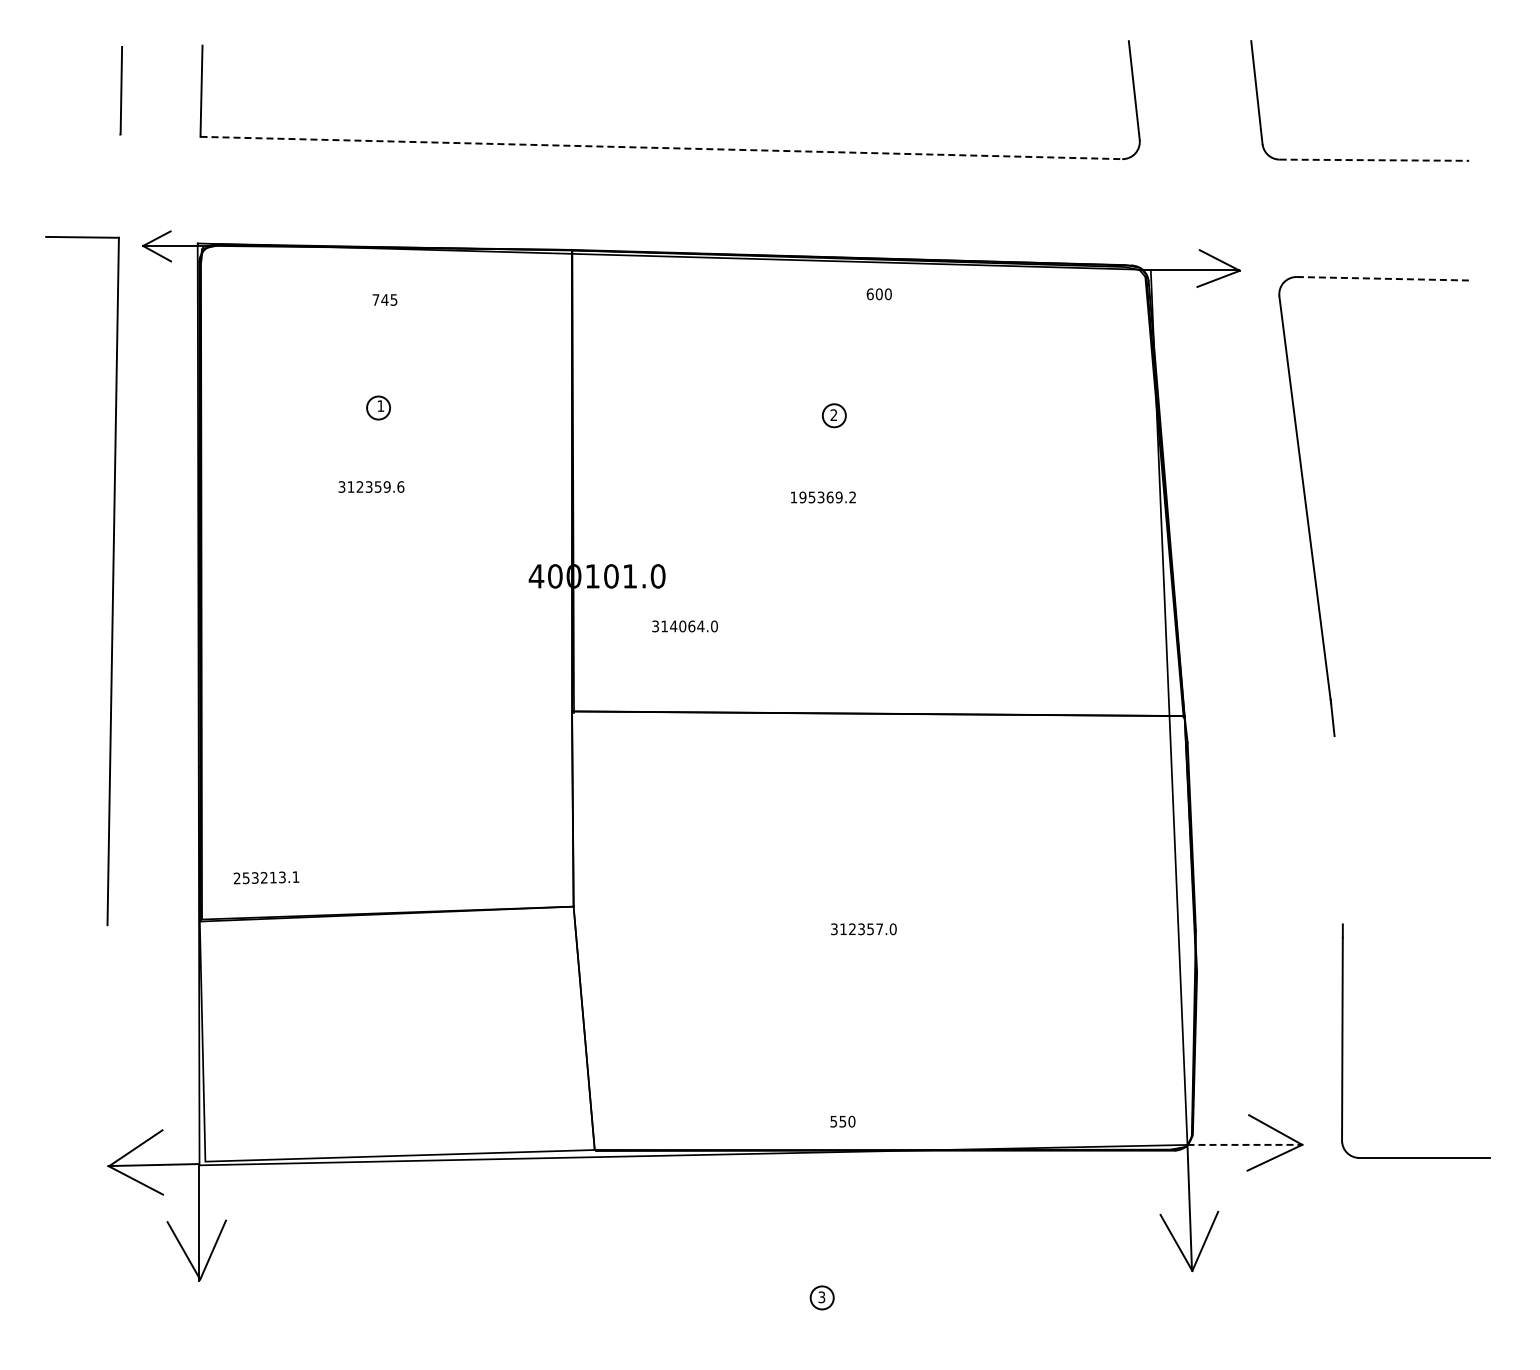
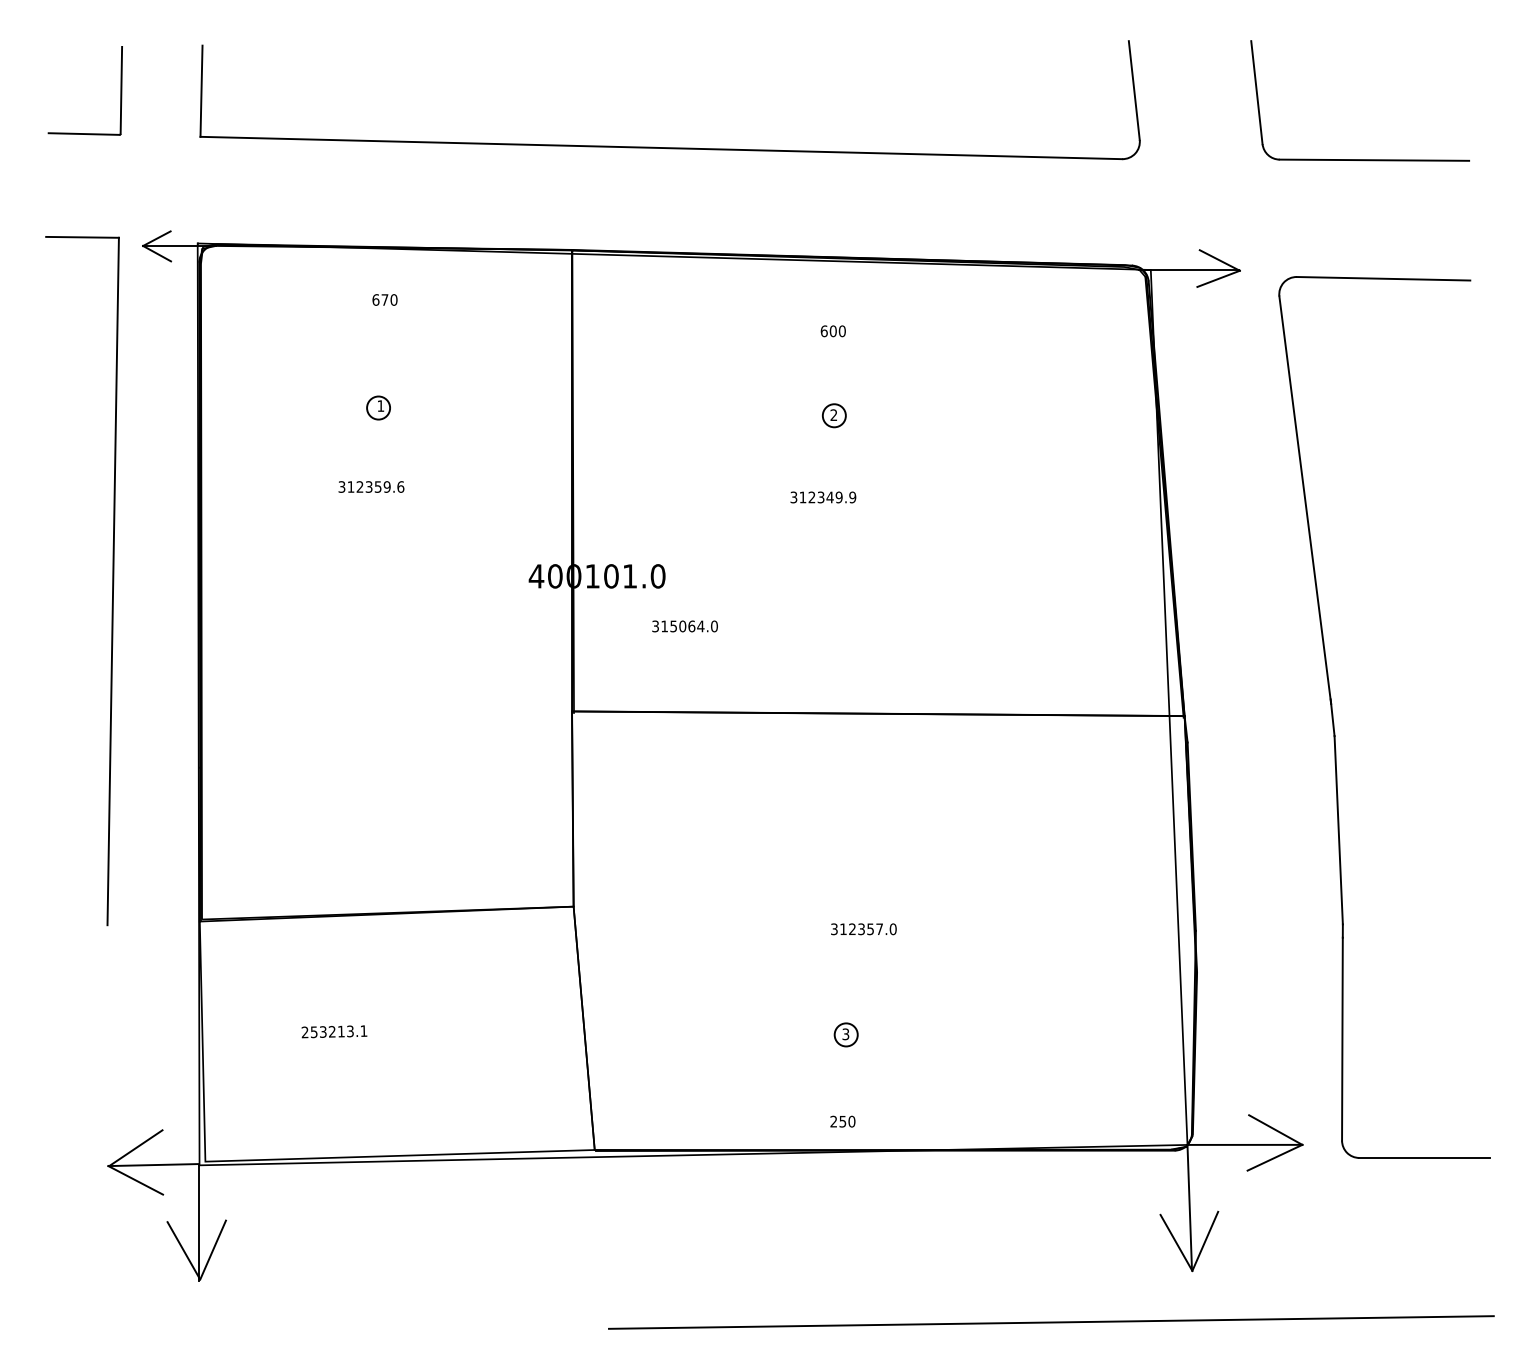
line: none -> present (83, 133)
line: dashed -> solid (661, 148)
line: dashed -> solid (1374, 160)
line: dashed -> solid (1383, 278)
text position: (878, 294) -> (832, 331) (832, 331)
text: 745 -> 670 (384, 299)
text: 195369.2 -> 312349.9 (823, 497)
text: 314064.0 -> 315064.0 (673, 626)
line: none -> present (1338, 830)
text position: (266, 877) -> (334, 1031) (334, 1031)
text: 550 -> 250 (833, 1121)
line: dashed -> solid (1245, 1144)
part position: (821, 1297) -> (845, 1034) (845, 1034)
line: none -> present (1050, 1322)
